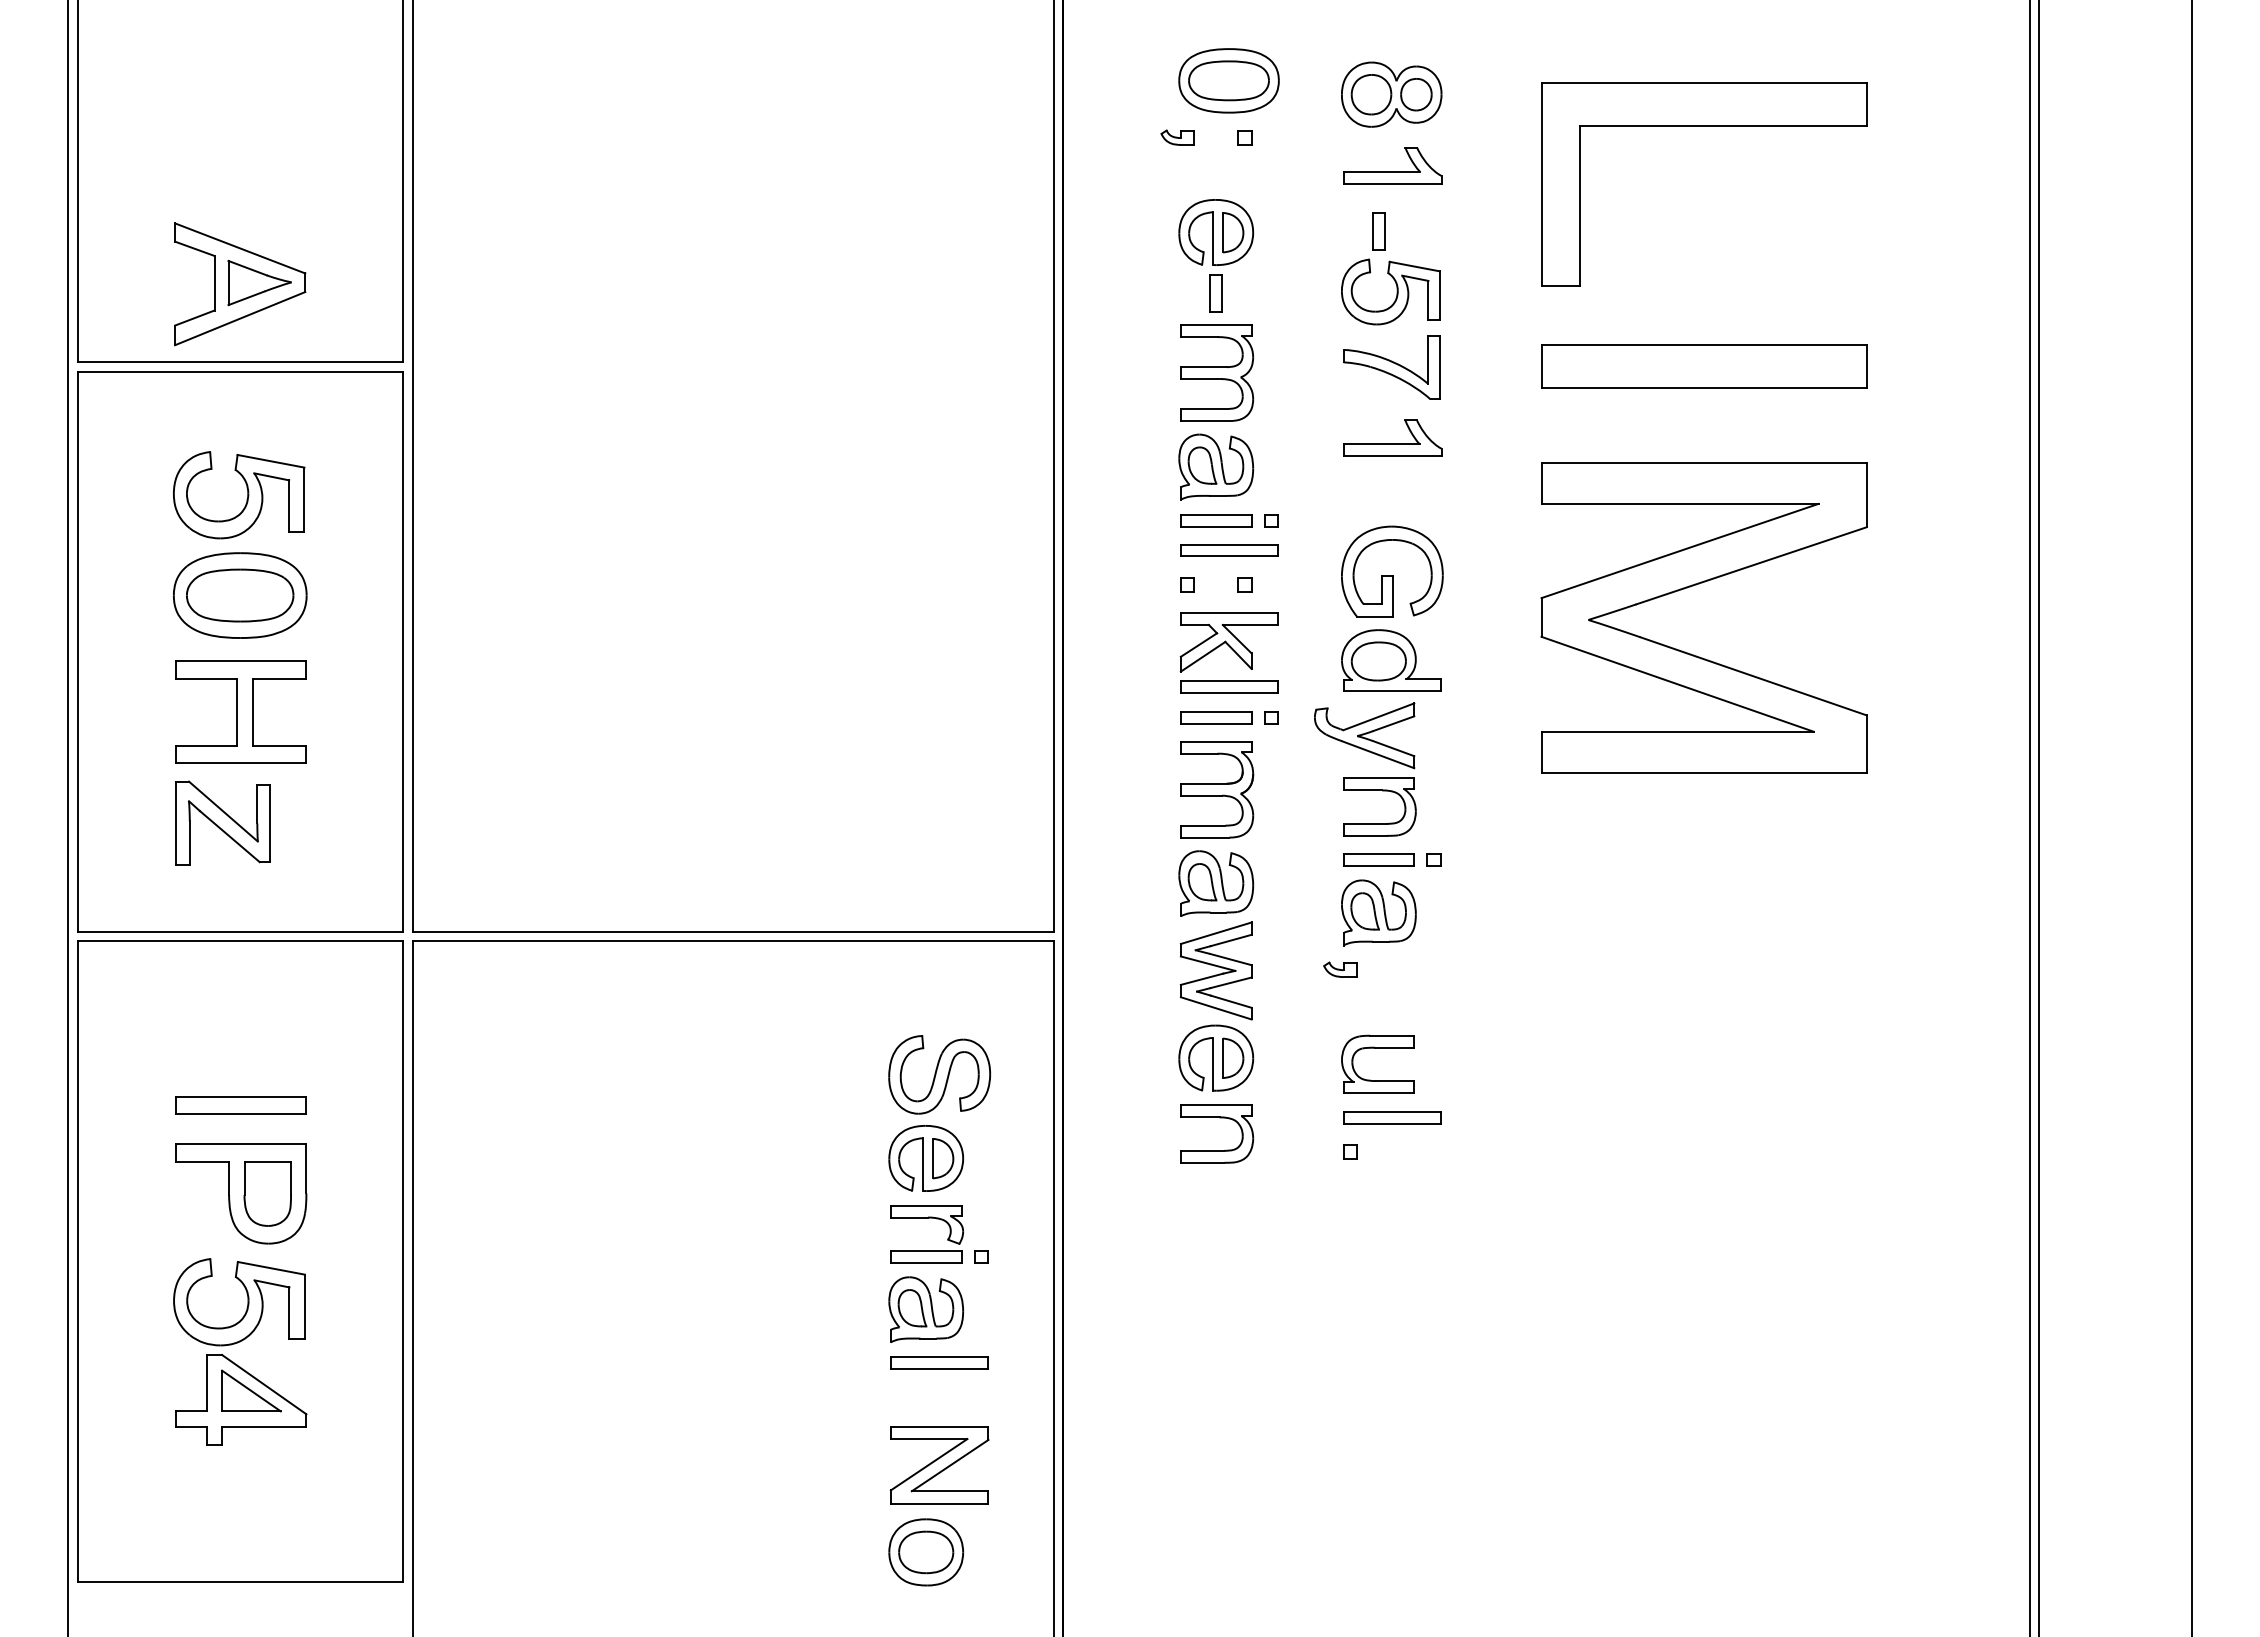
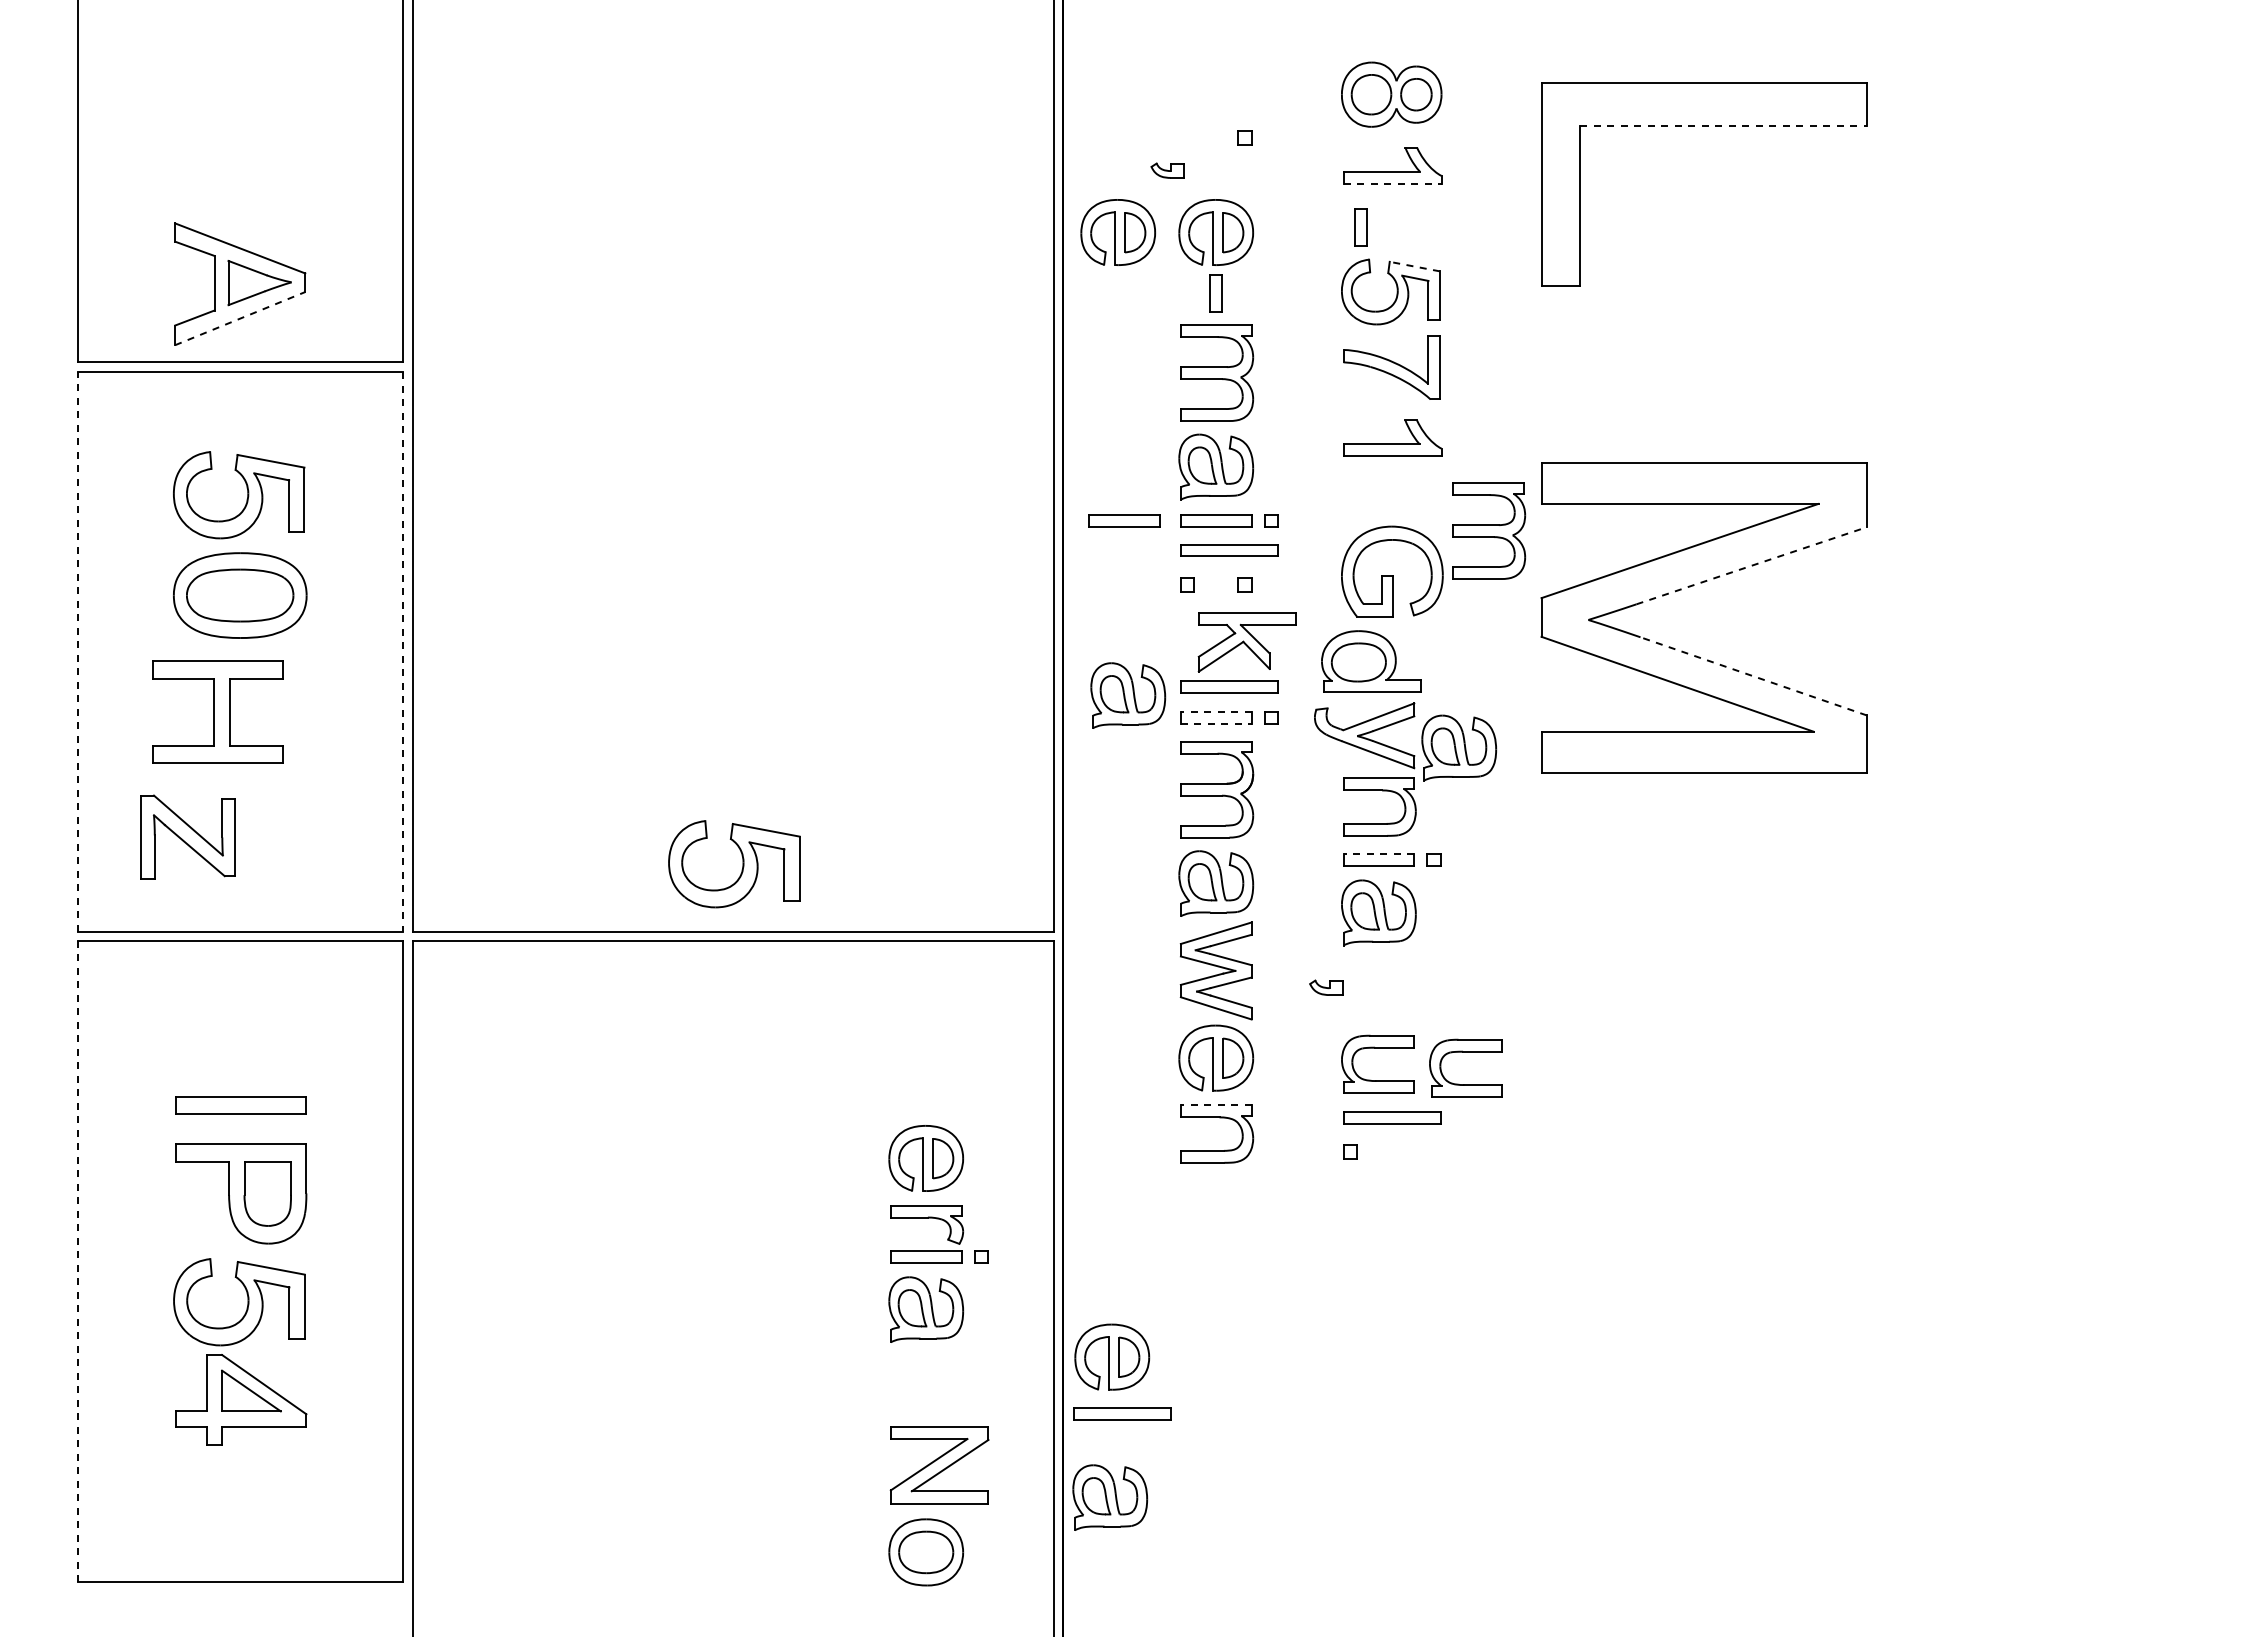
part: present -> none (1228, 80)
line: solid -> dashed (1723, 126)
part position: (1177, 137) -> (1167, 170) (1167, 170)
line: solid -> dashed (1392, 183)
part position: (1378, 231) -> (1360, 227) (1360, 227)
part: none -> present (1117, 232)
line: solid -> dashed (1414, 266)
line: solid -> dashed (240, 318)
part: present -> none (1704, 366)
part: none -> present (1124, 520)
part: none -> present (1489, 530)
line: solid -> dashed (1752, 565)
part position: (1228, 642) -> (1246, 642) (1246, 642)
line: solid -> dashed (77, 651)
line: solid -> dashed (402, 651)
part position: (1391, 660) -> (1371, 661) (1371, 661)
line: solid -> dashed (1753, 676)
part: none -> present (1128, 695)
part position: (240, 711) -> (217, 711) (217, 711)
line: solid -> dashed (1215, 711)
line: solid -> dashed (1216, 723)
part: none -> present (1459, 747)
line: present -> none (67, 817)
line: present -> none (2029, 817)
line: present -> none (2039, 817)
line: present -> none (2192, 817)
part position: (222, 822) -> (187, 836) (187, 836)
line: solid -> dashed (1378, 854)
part: none -> present (742, 864)
part position: (1340, 969) -> (1326, 987) (1326, 987)
part: none -> present (1465, 1052)
part: present -> none (939, 1074)
line: solid -> dashed (1215, 1105)
line: solid -> dashed (77, 1261)
part: none -> present (1112, 1356)
part position: (939, 1362) -> (1122, 1413) (1122, 1413)
part: none -> present (1110, 1497)
